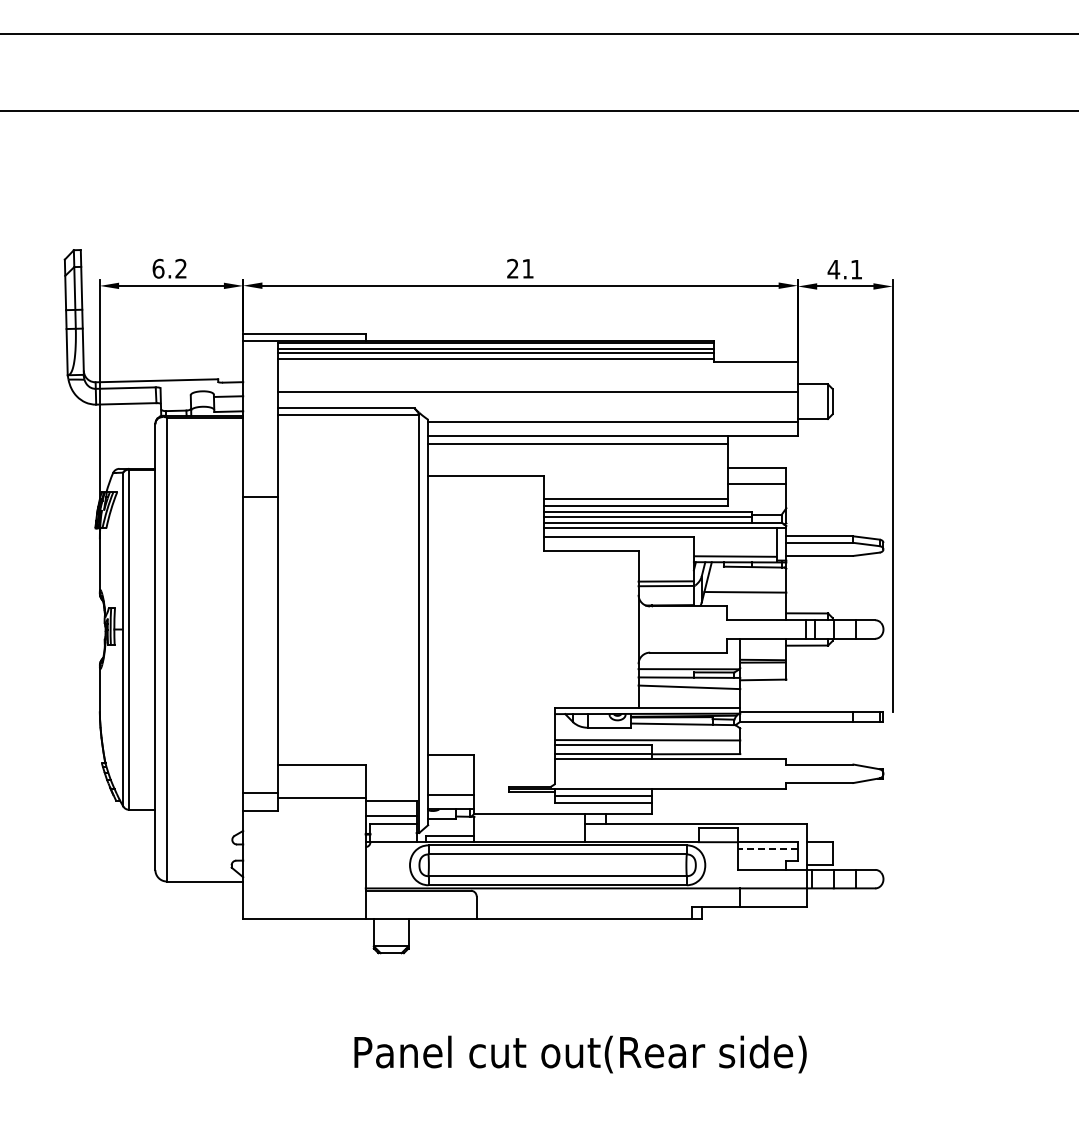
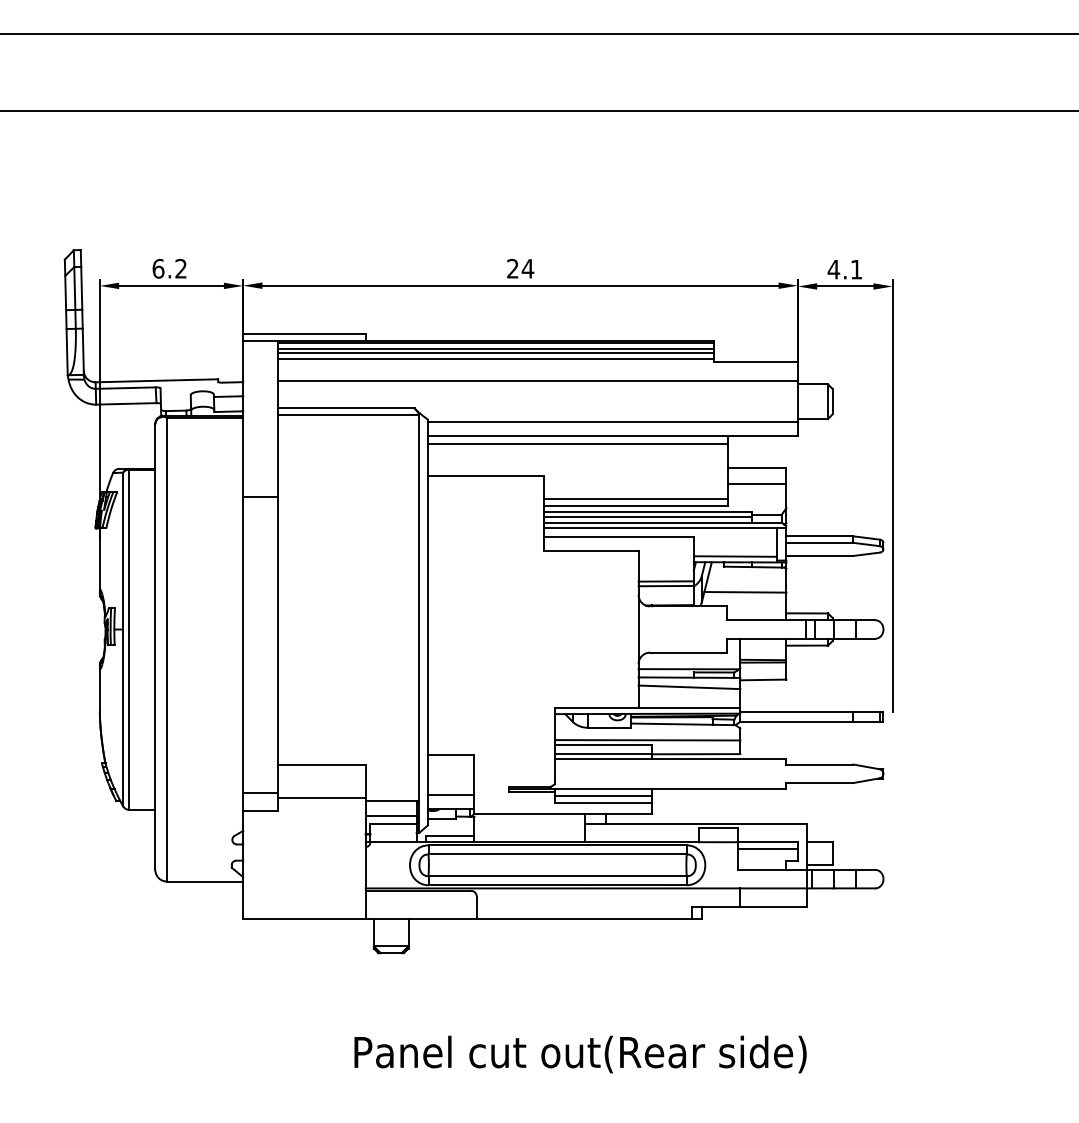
text: 21 -> 24 (527, 268)
line position: (537, 391) -> (537, 380) (537, 380)
line: dashed -> solid (767, 849)
